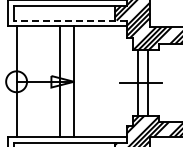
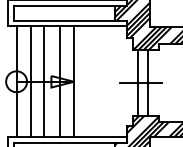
line: dashed -> solid (70, 20)
line: none -> present (31, 81)
line: none -> present (44, 81)
